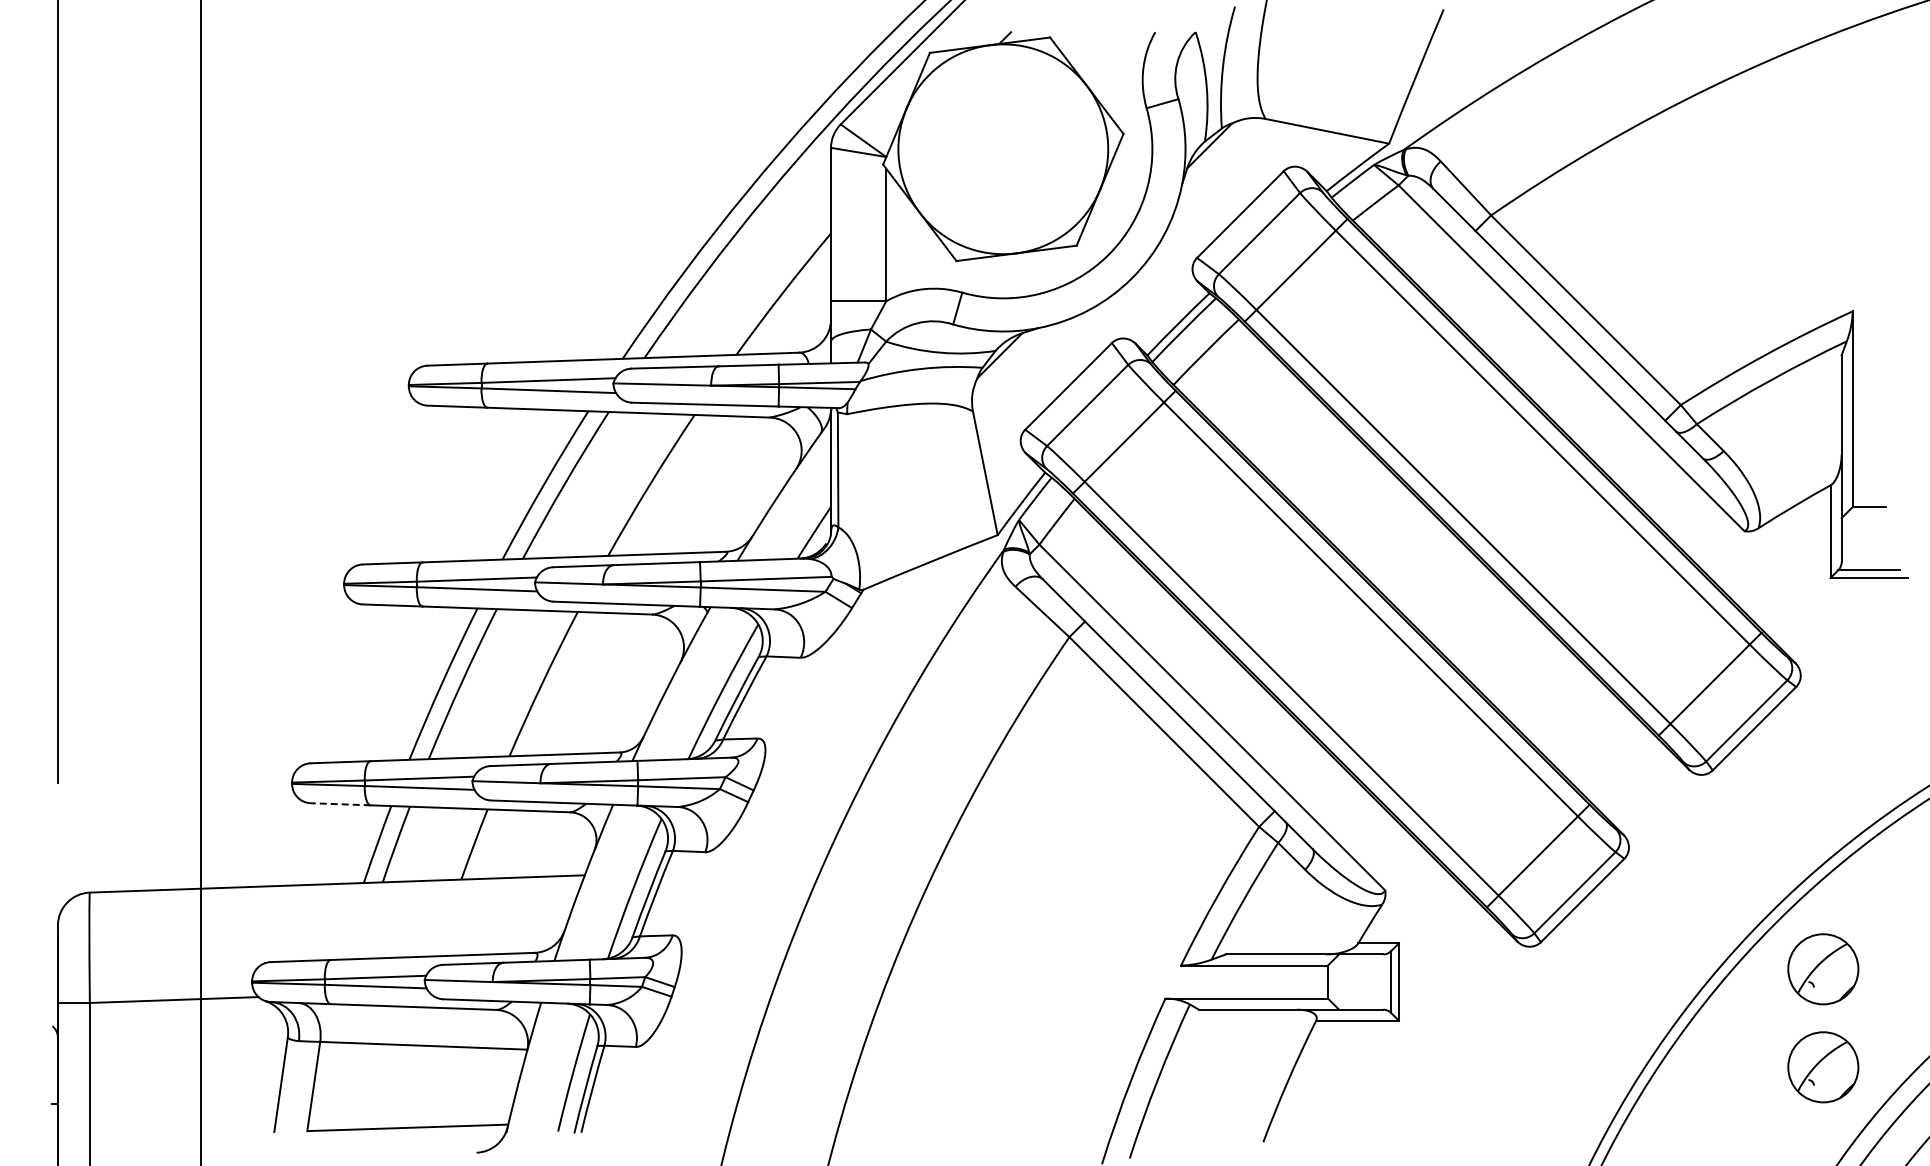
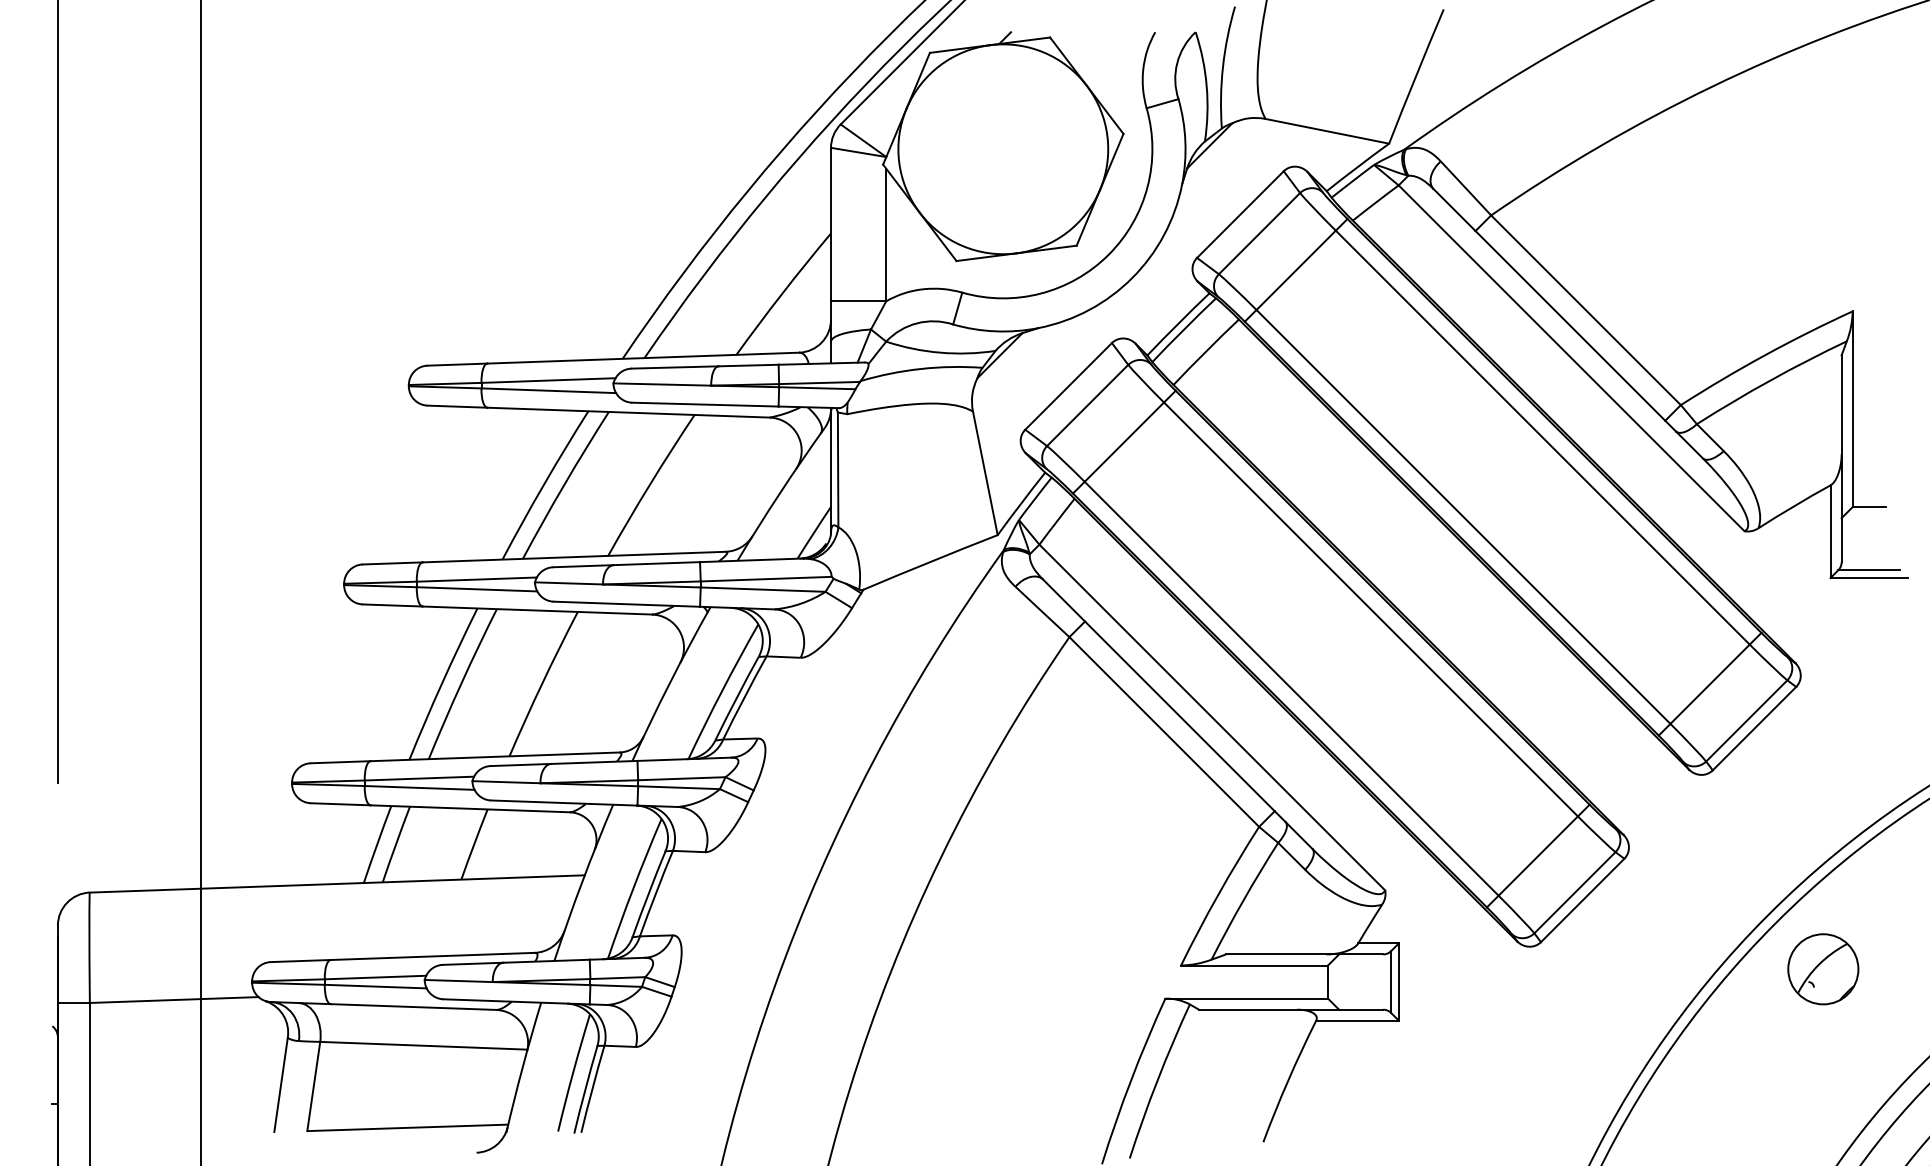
line: dashed -> solid (340, 804)
part: present -> none (1823, 1067)
